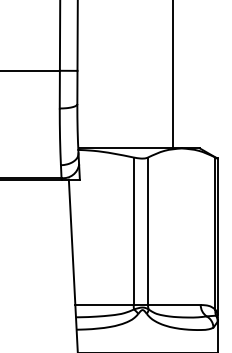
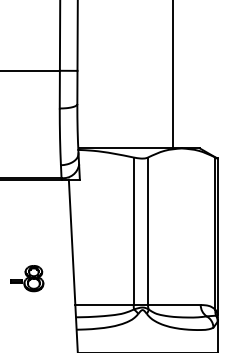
part: none -> present (27, 278)
